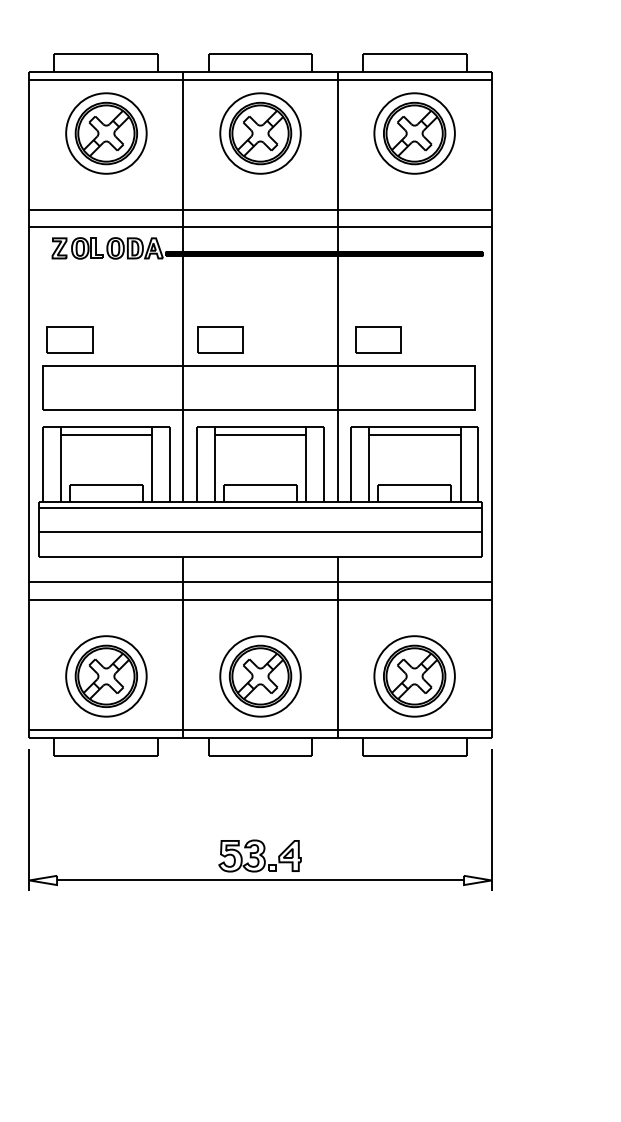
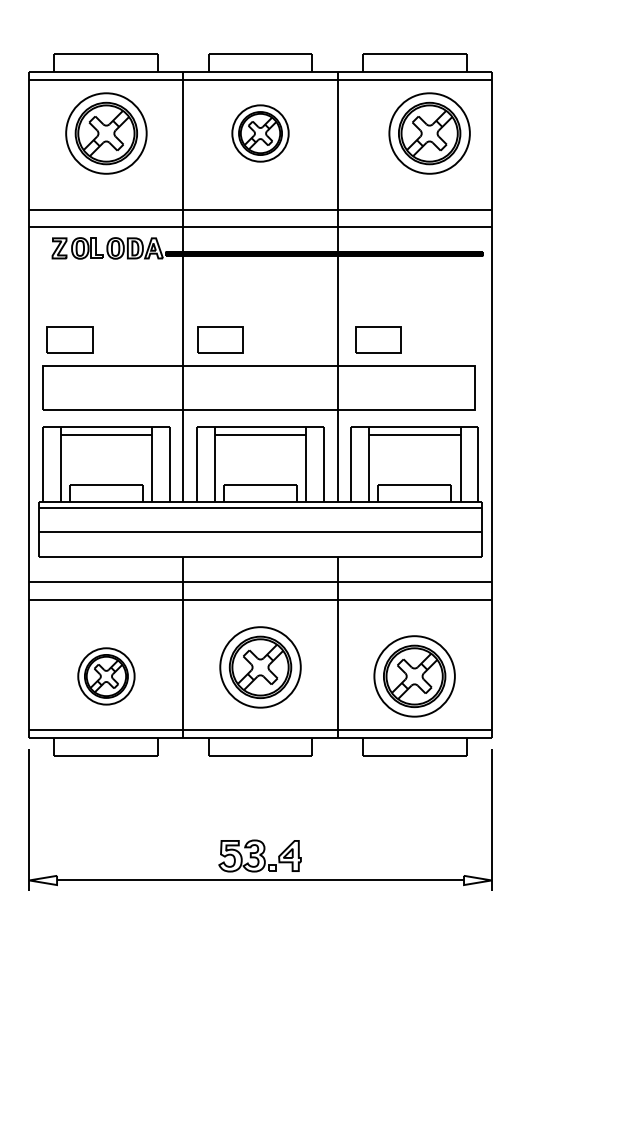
part size: 83x83 px -> 59x59 px (260, 133)
part position: (414, 133) -> (429, 133) (429, 133)
part size: 83x83 px -> 59x59 px (106, 676)
part position: (260, 676) -> (260, 667) (260, 667)
